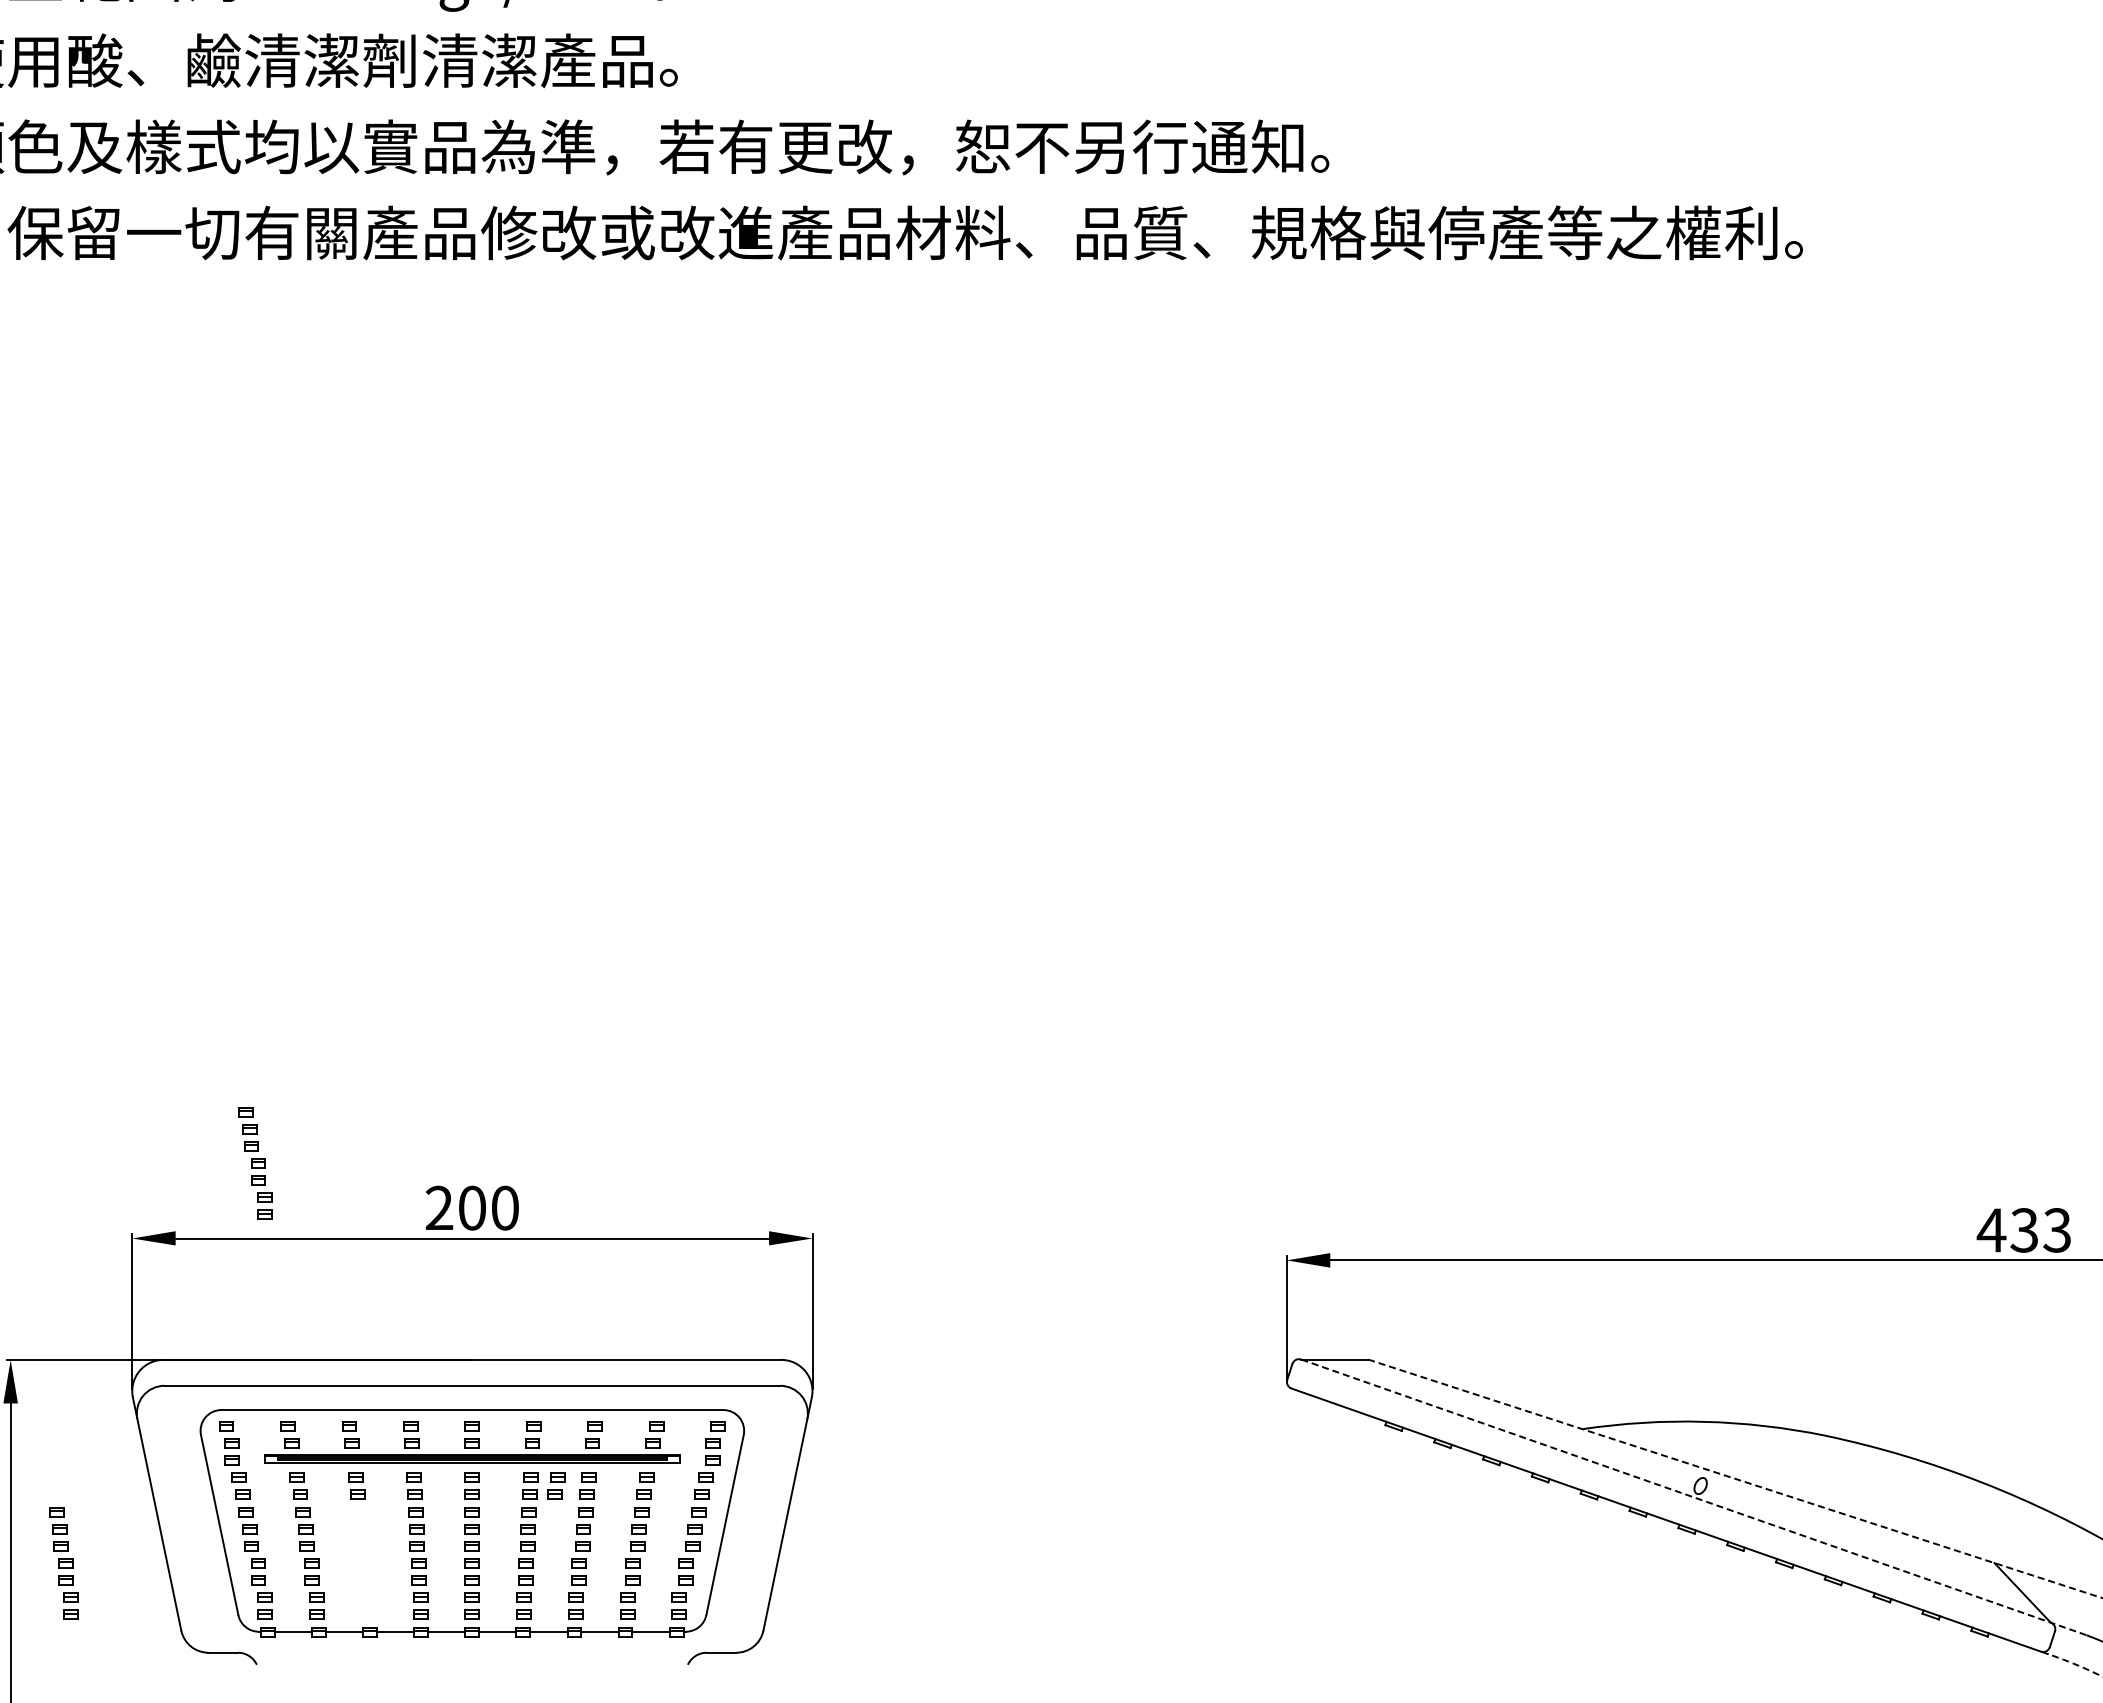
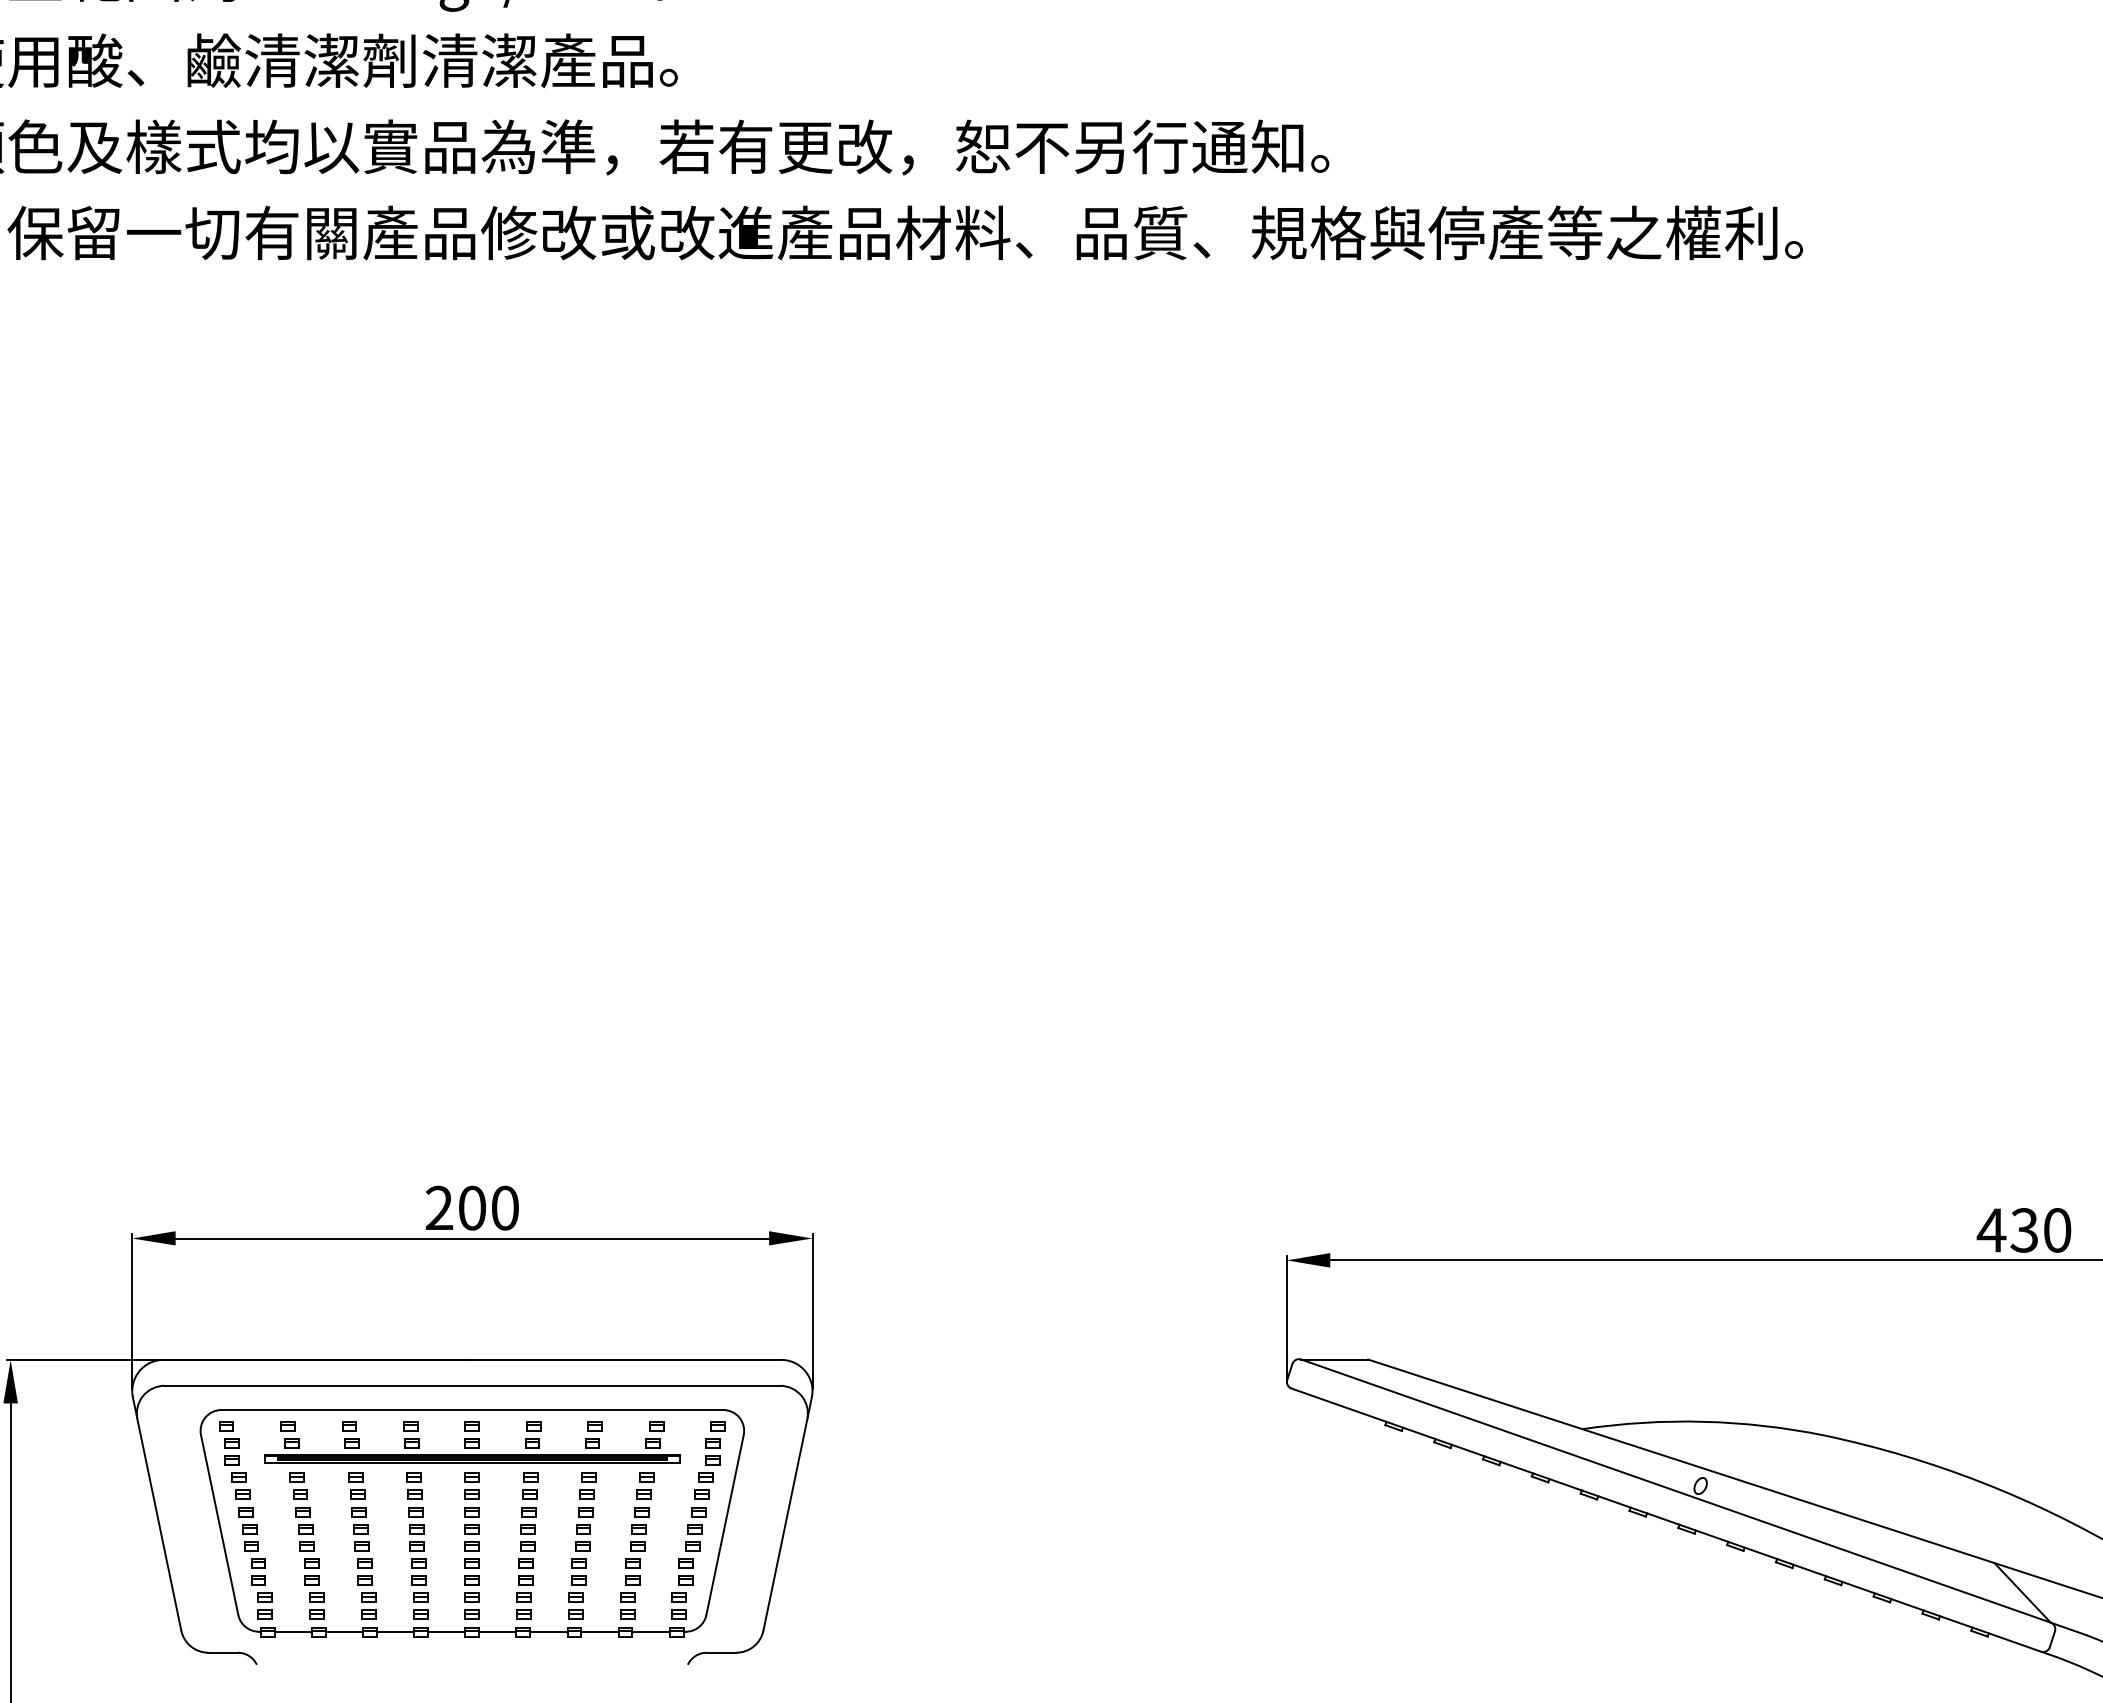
part: present -> none (255, 1163)
text: 433 -> 430 (2057, 1230)
line: dashed -> solid (1735, 1478)
part: present -> none (556, 1485)
line: dashed -> solid (1694, 1497)
part: present -> none (63, 1563)
part: none -> present (363, 1563)
arc: dashed -> solid (2075, 1664)
